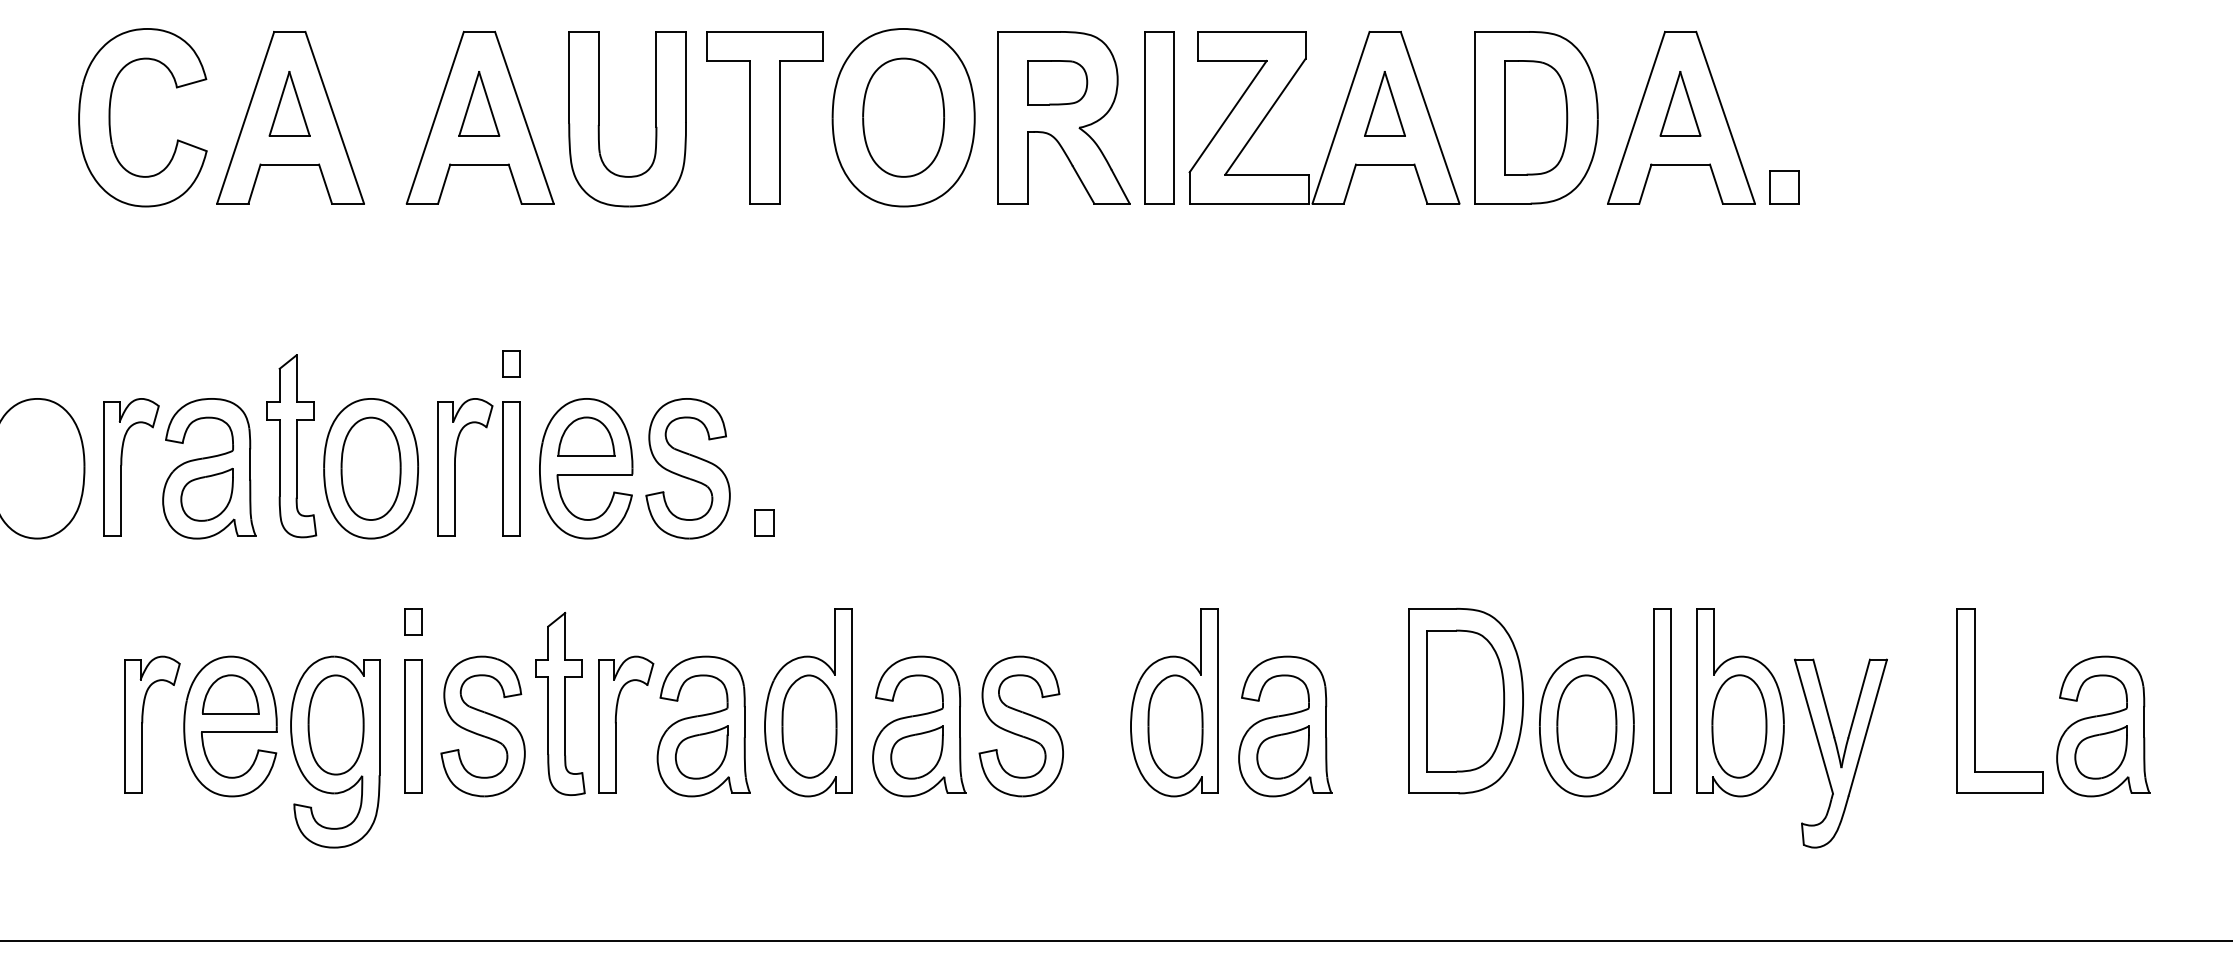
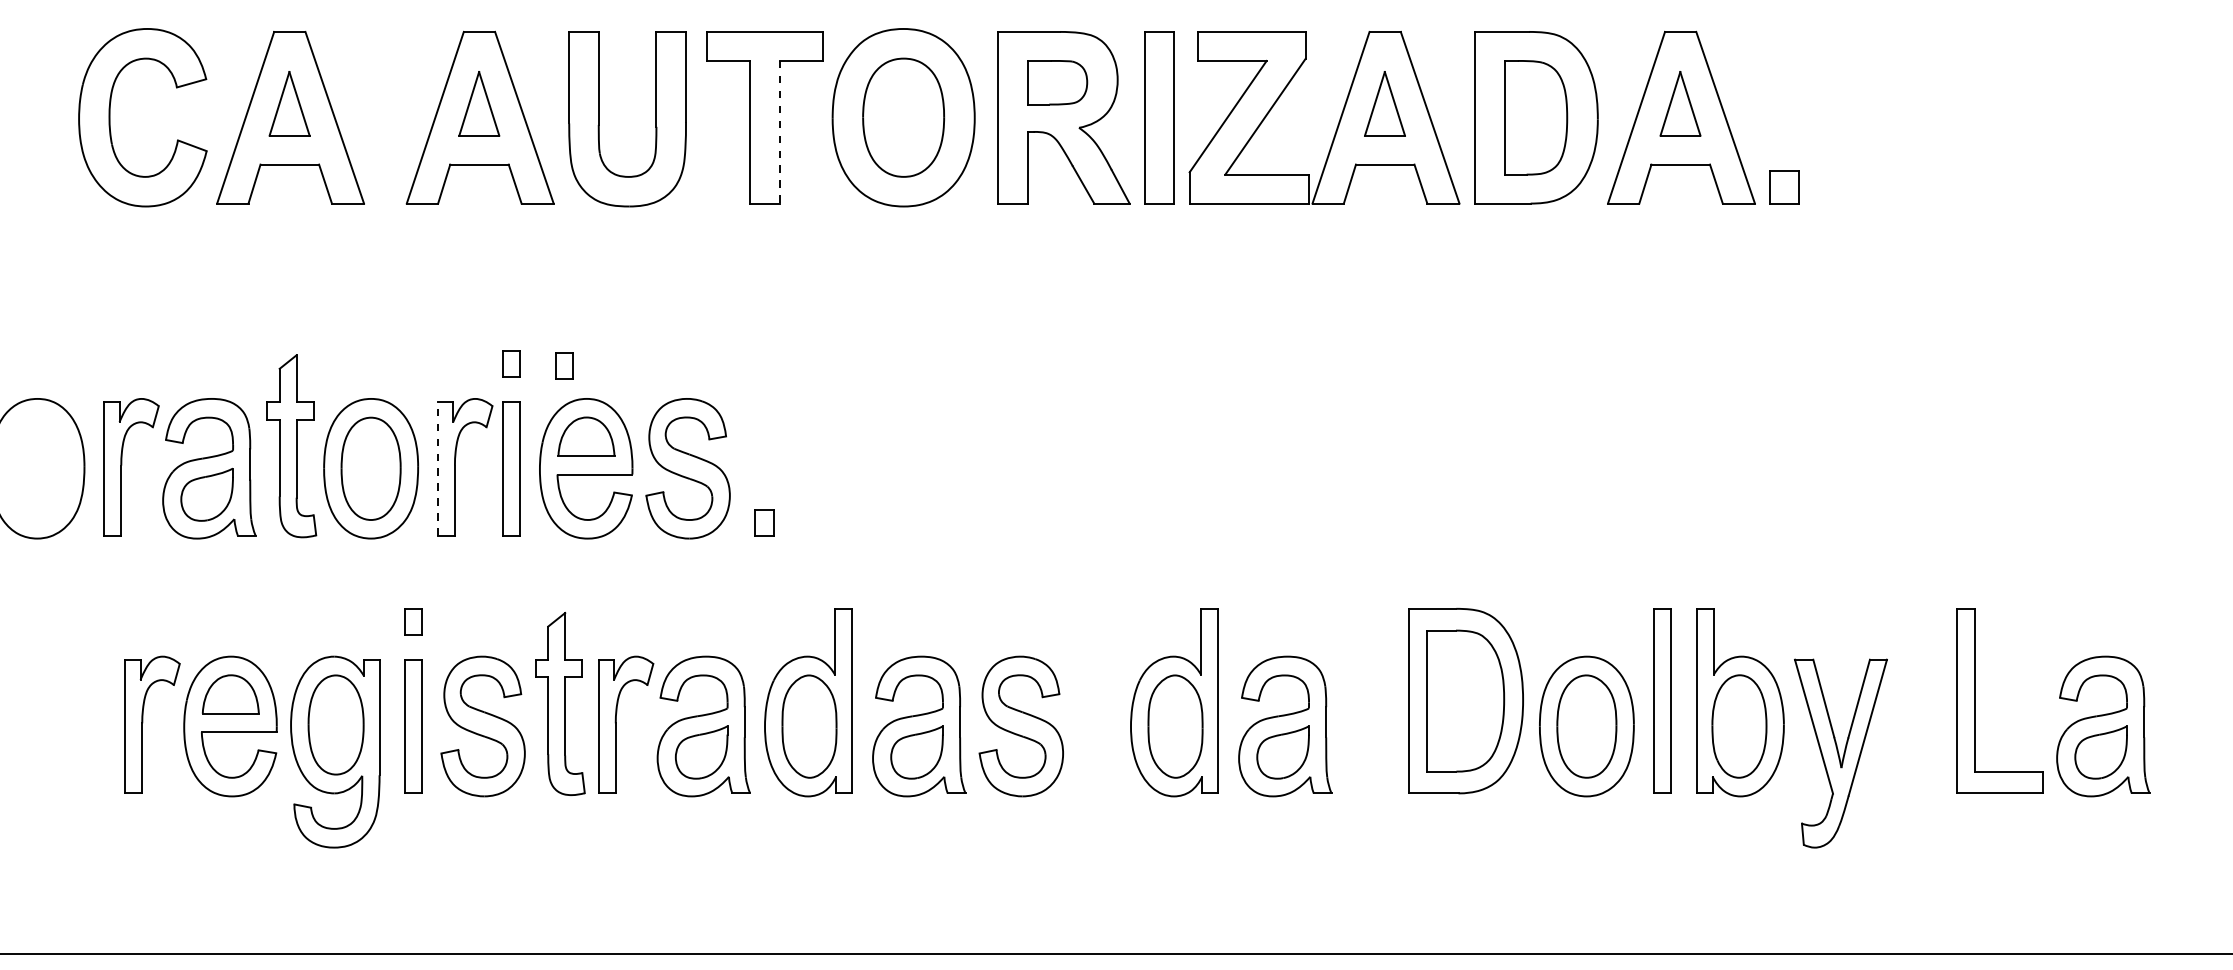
line: solid -> dashed (779, 132)
part: none -> present (564, 365)
line: solid -> dashed (437, 468)
line position: (1115, 941) -> (1115, 954) (1115, 954)
